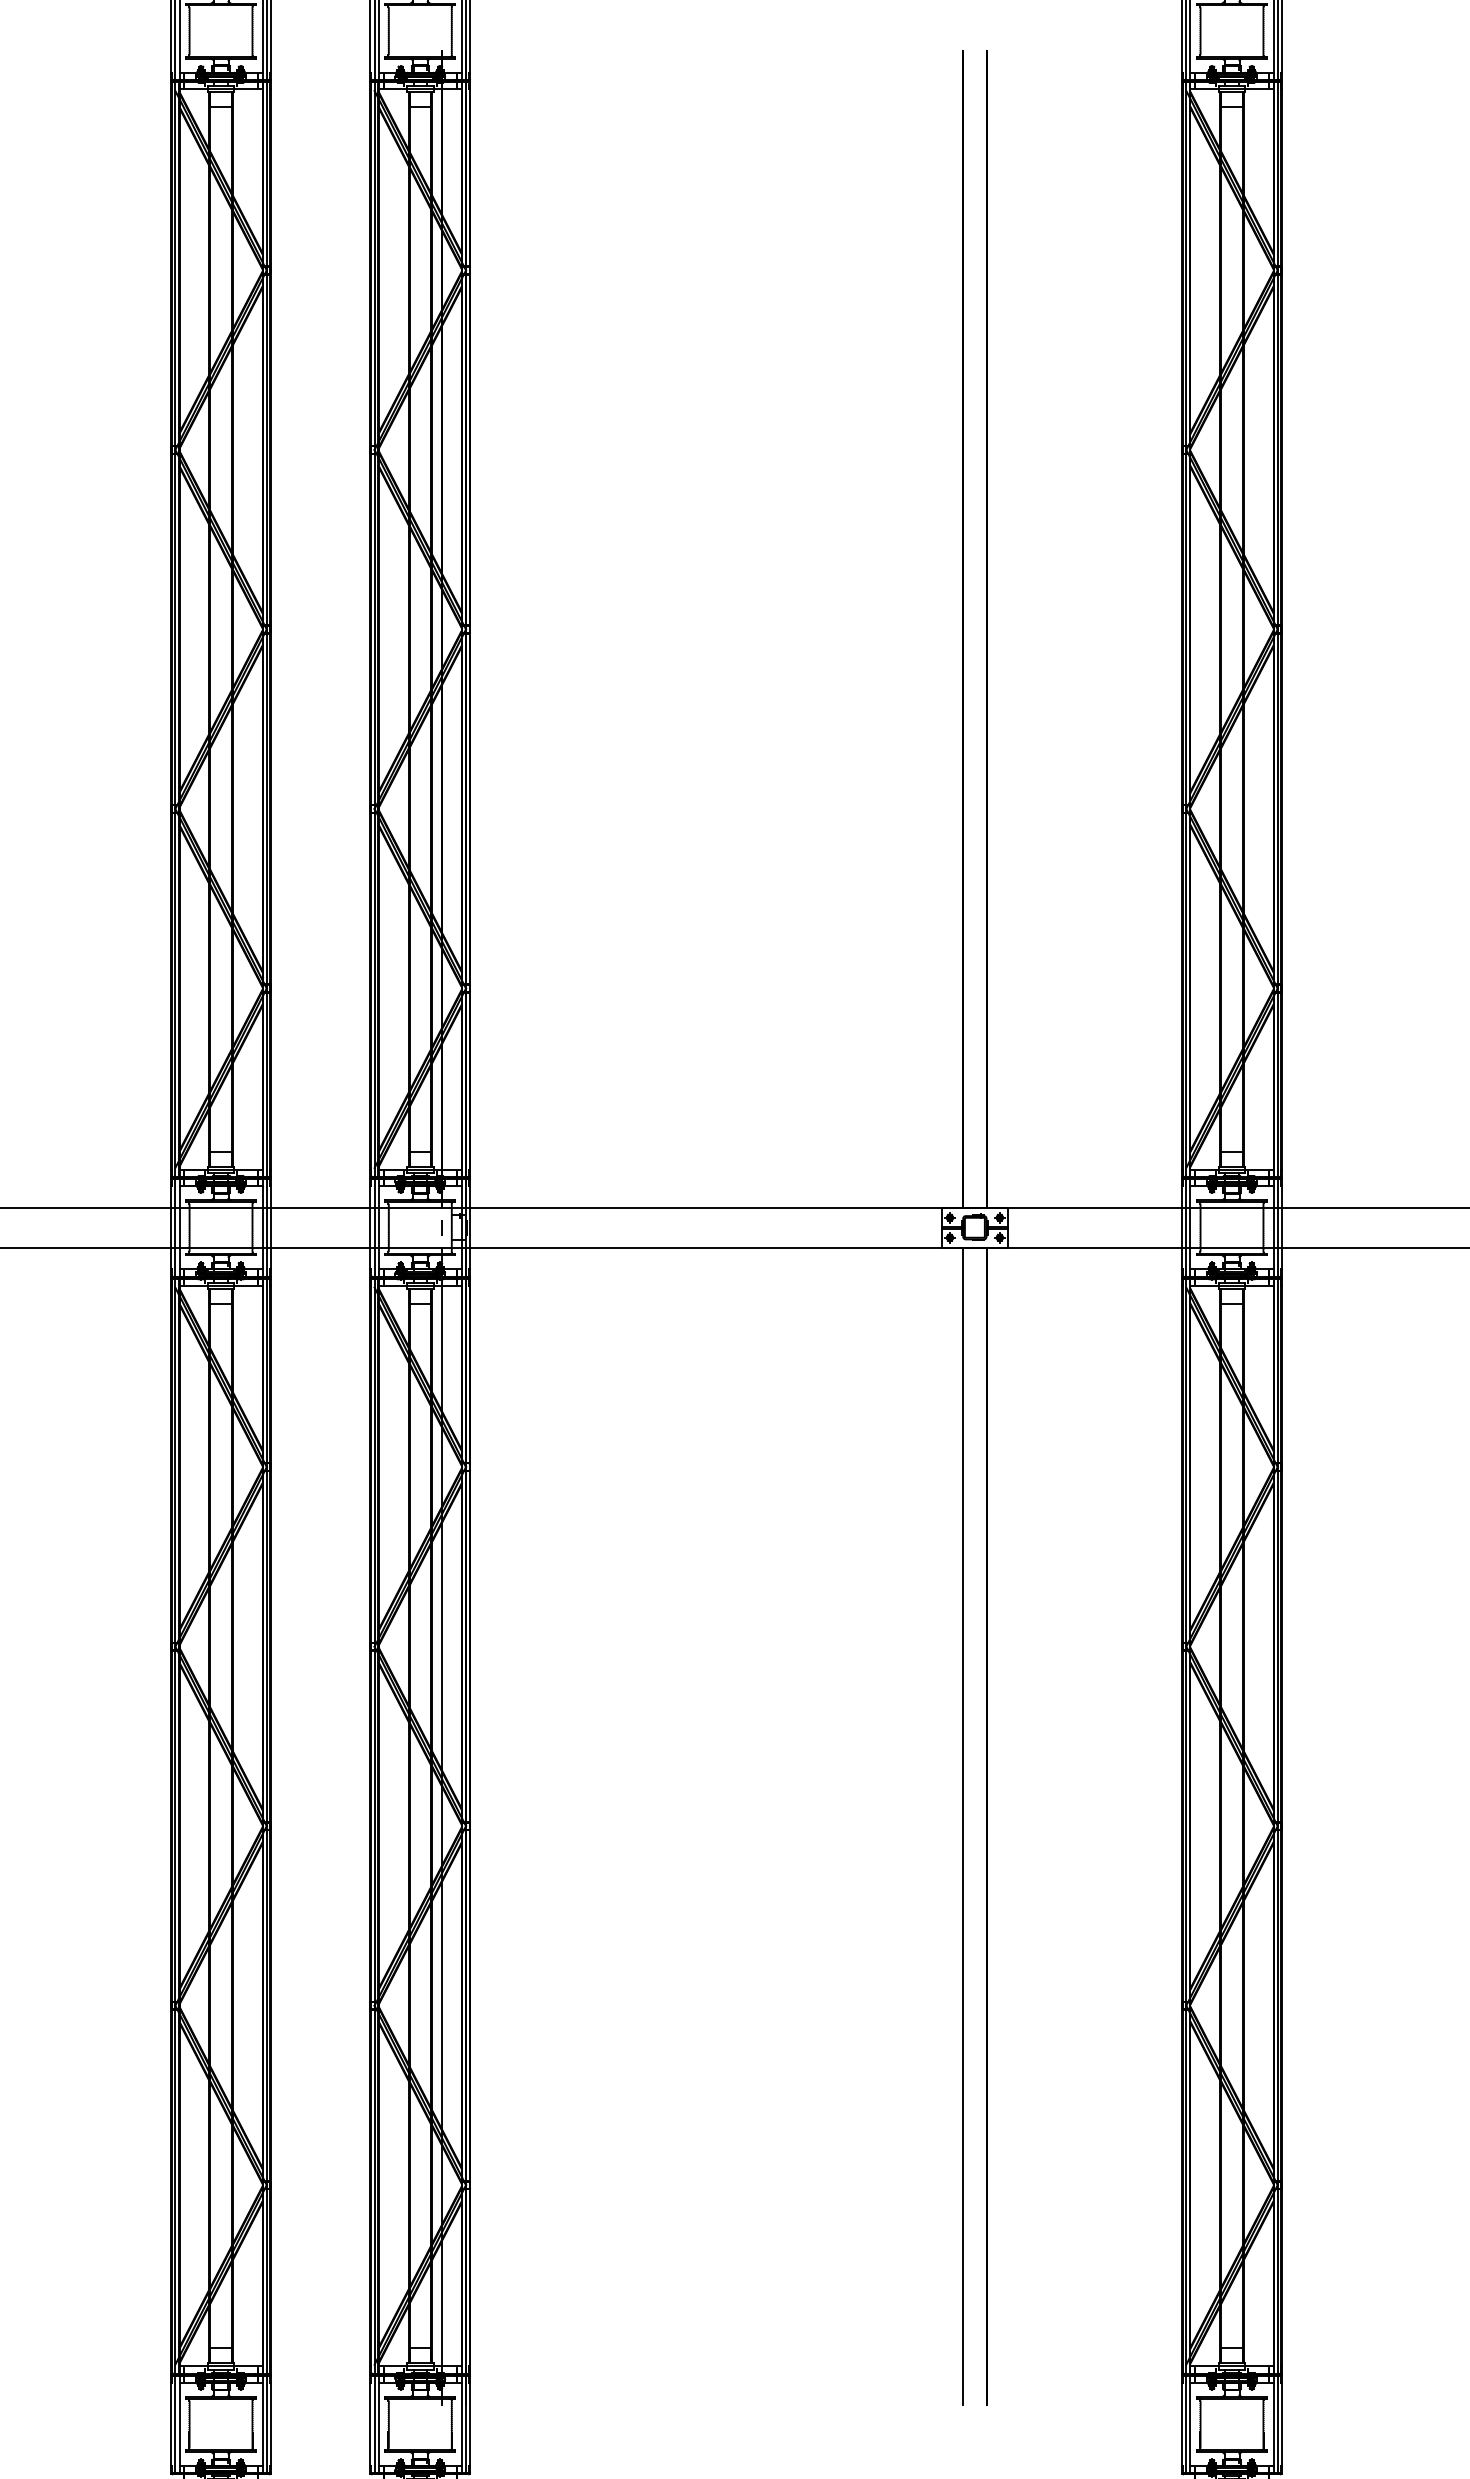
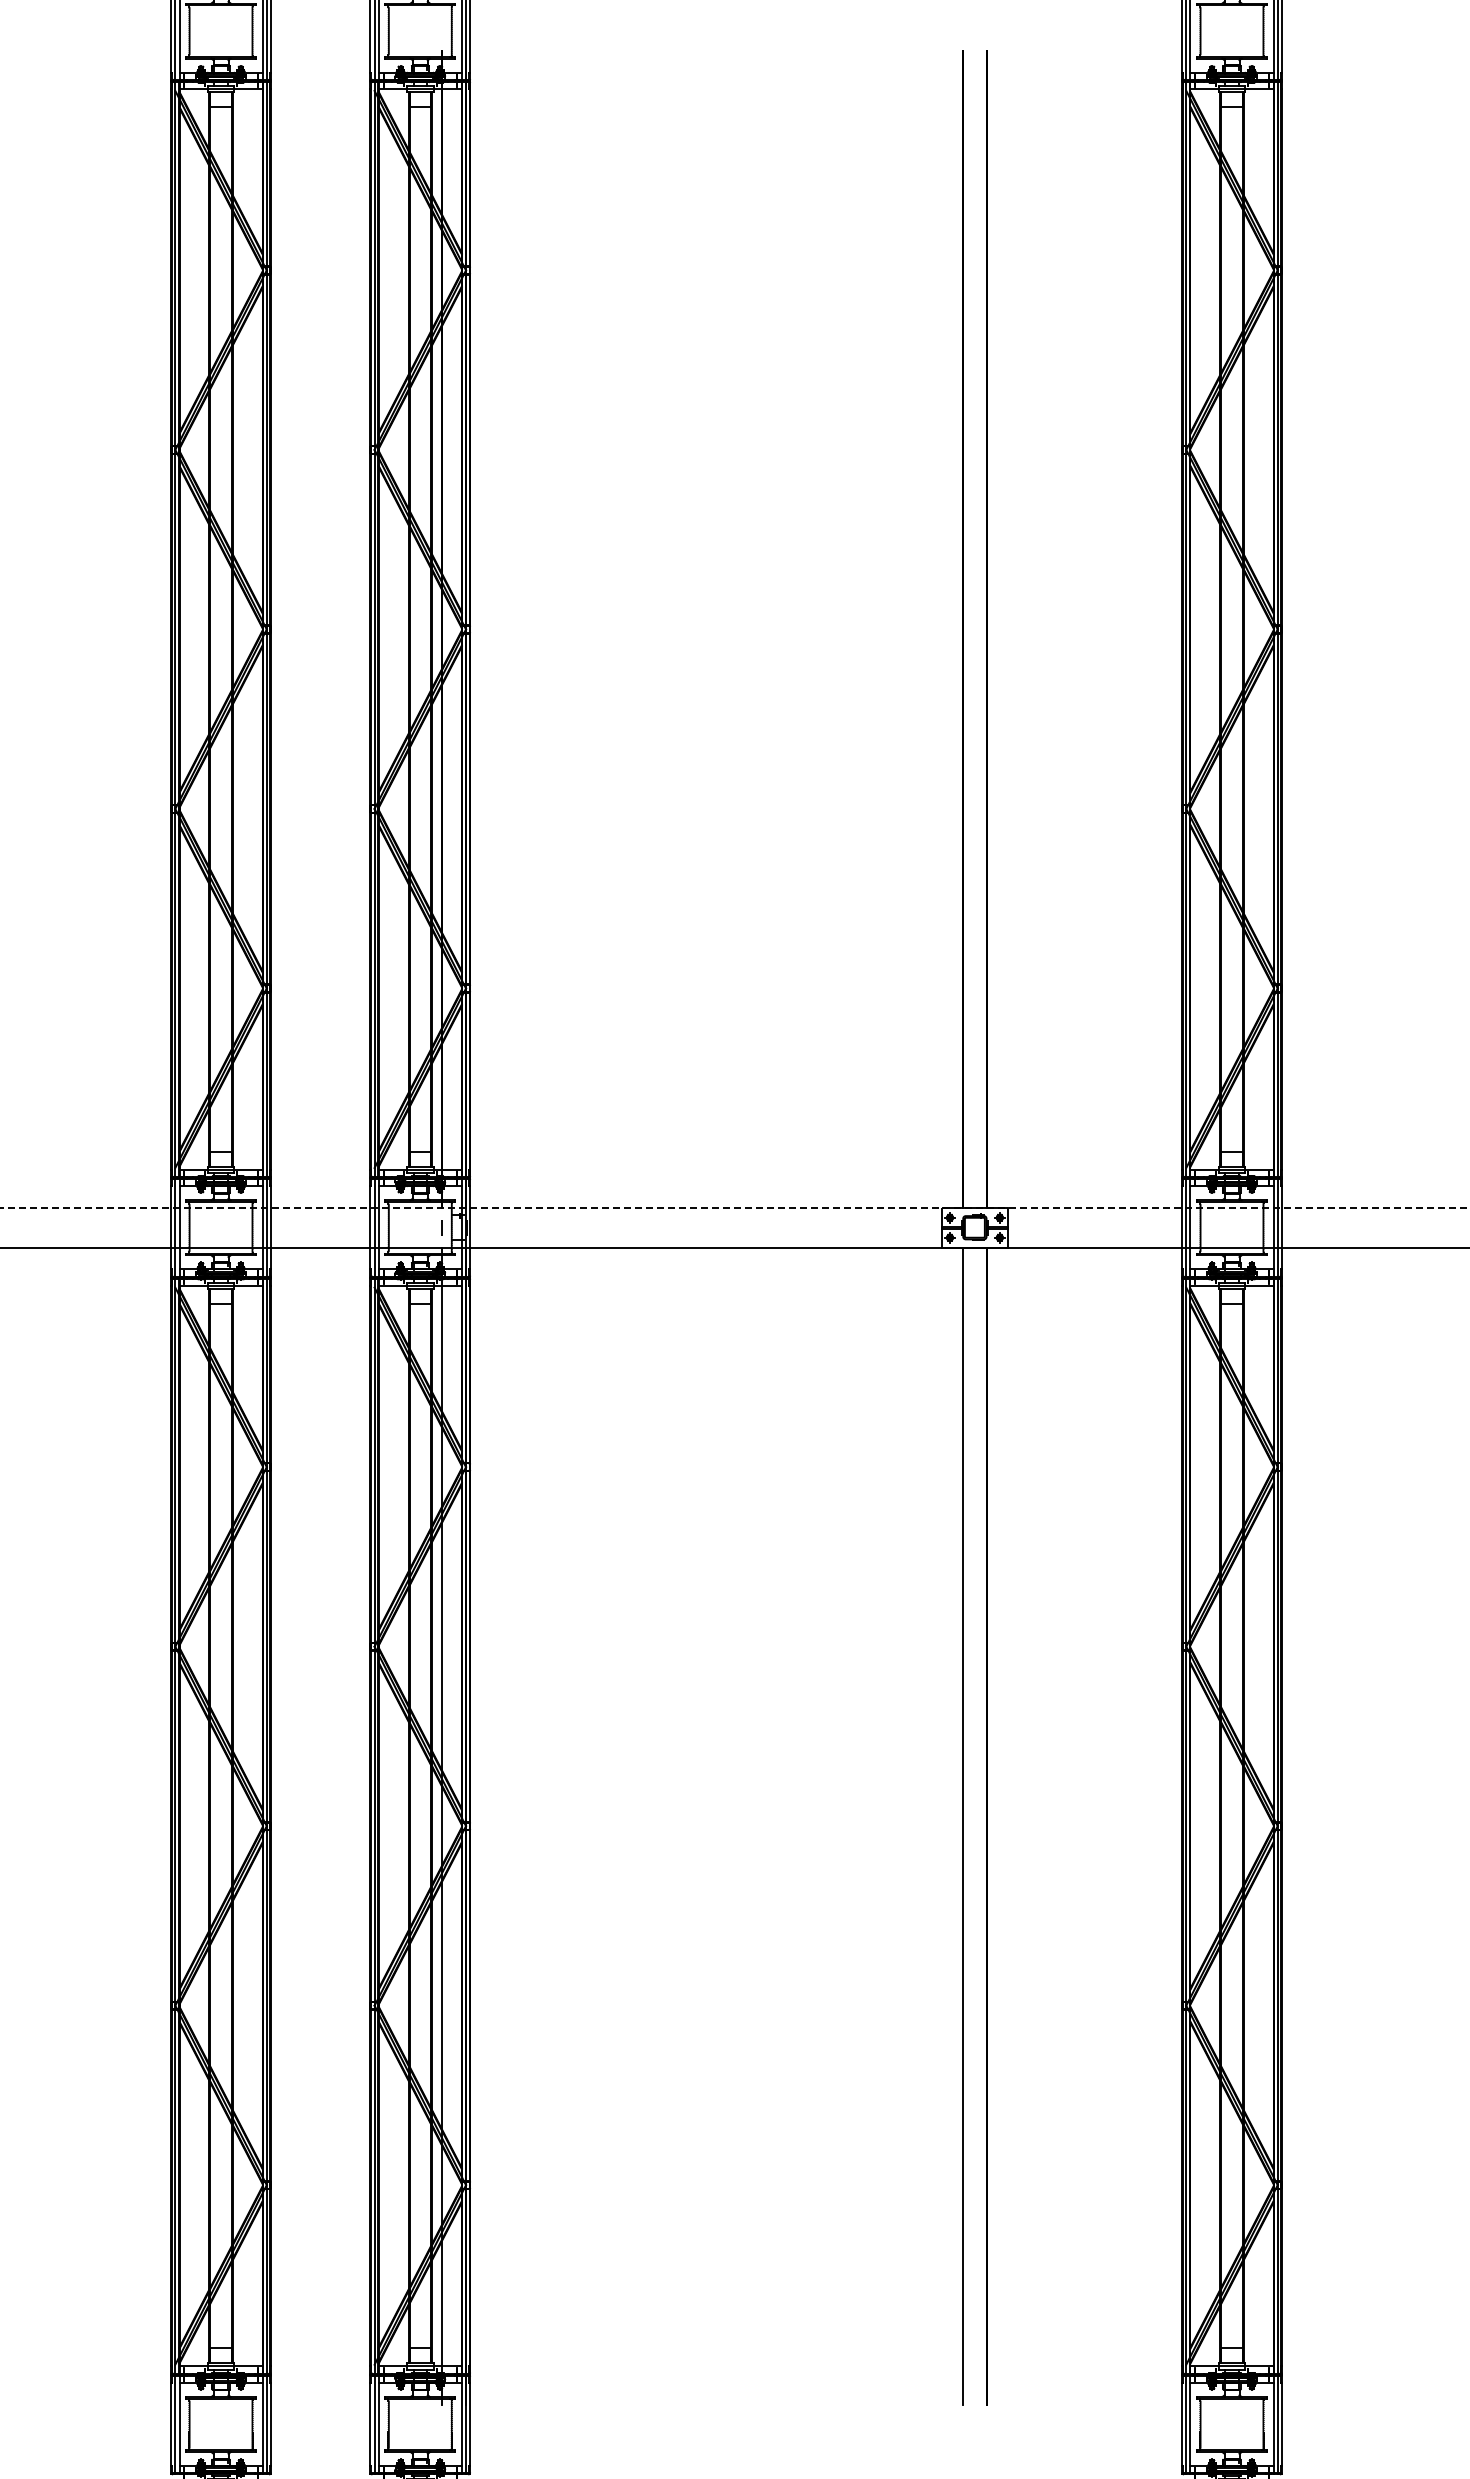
line: solid -> dashed (734, 1207)
